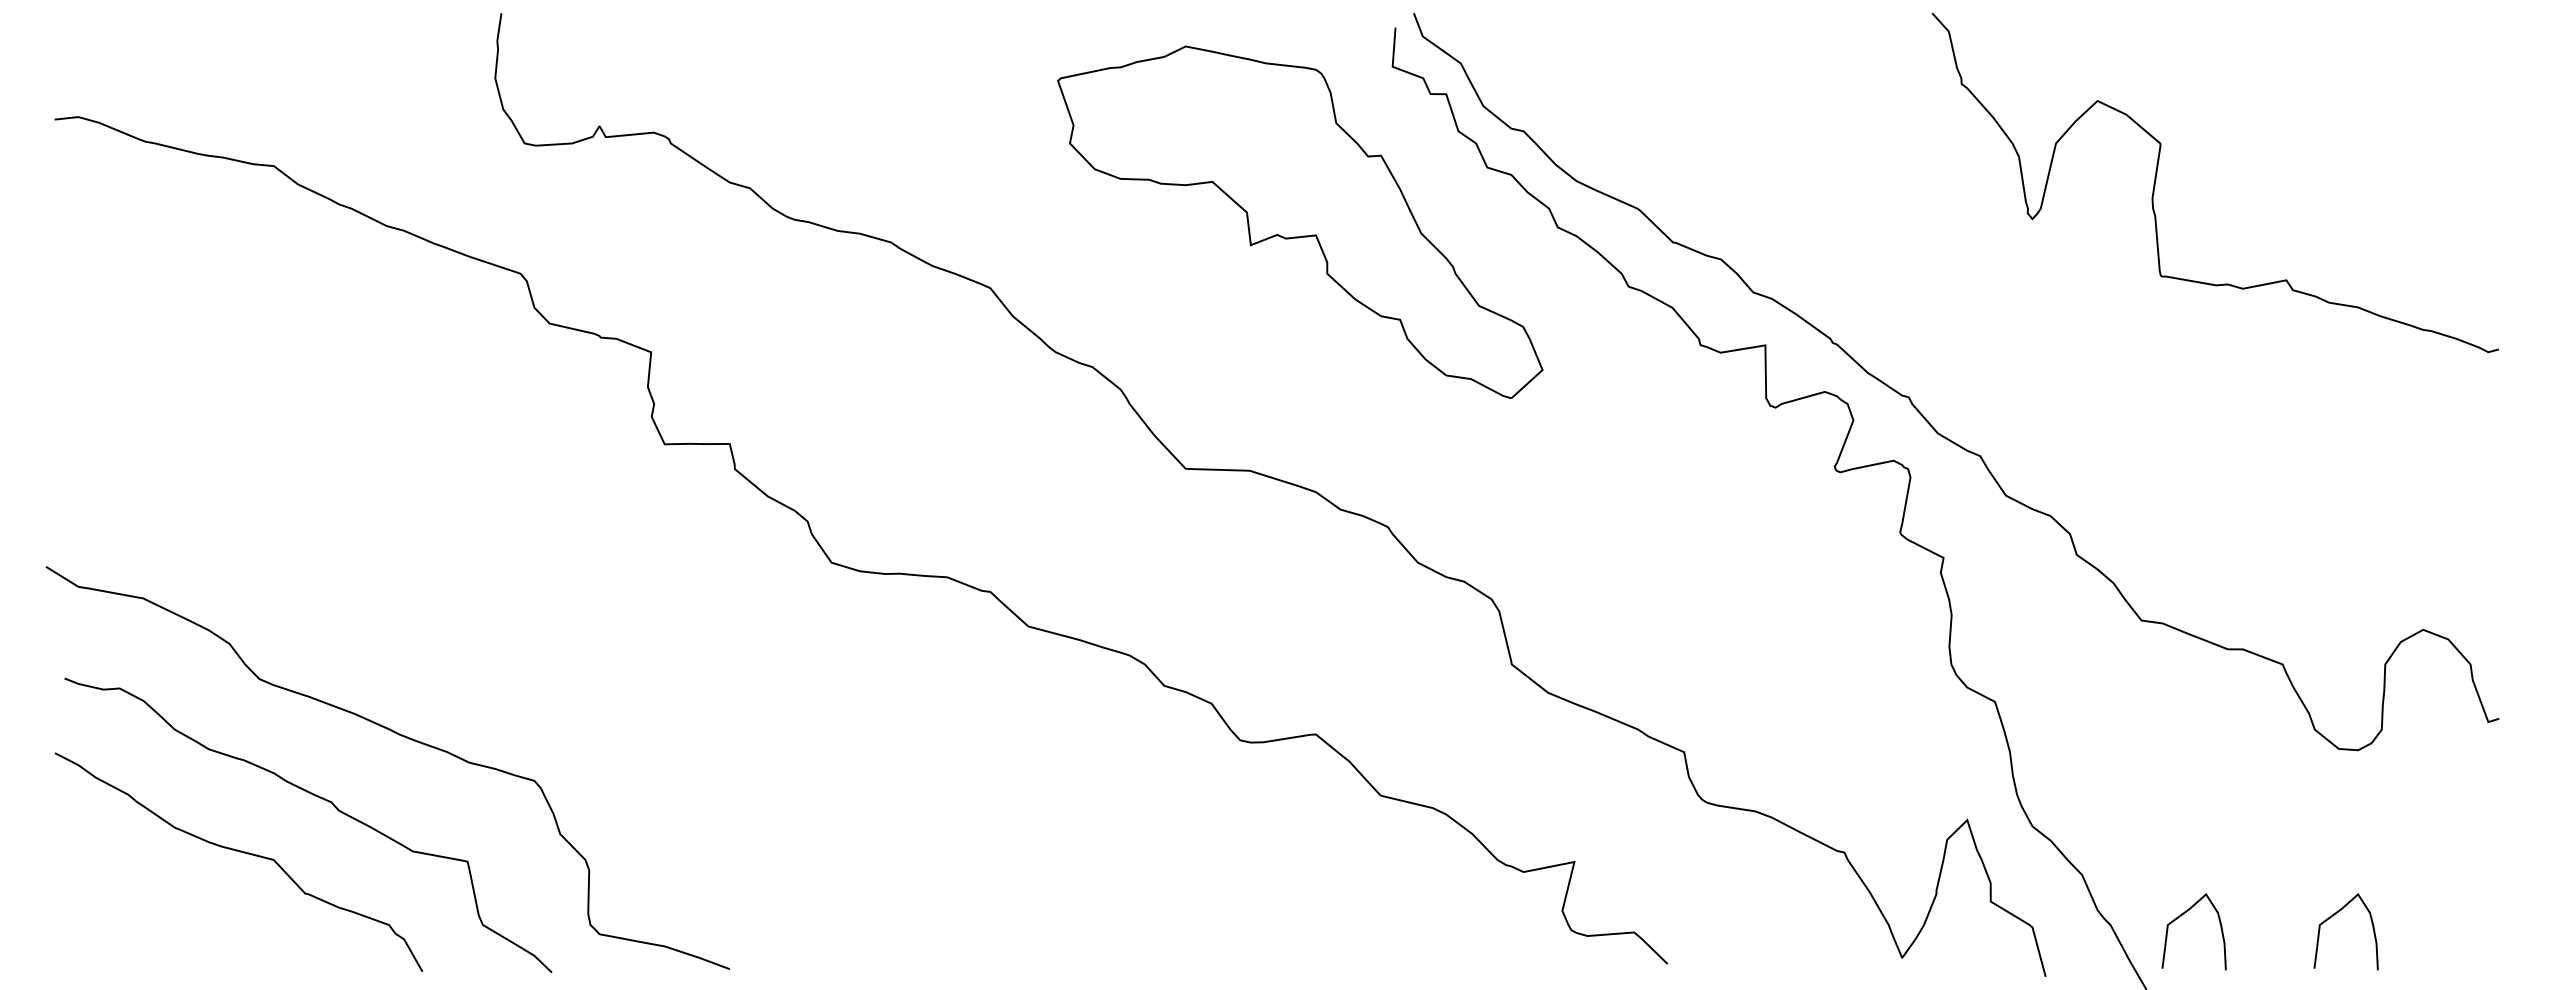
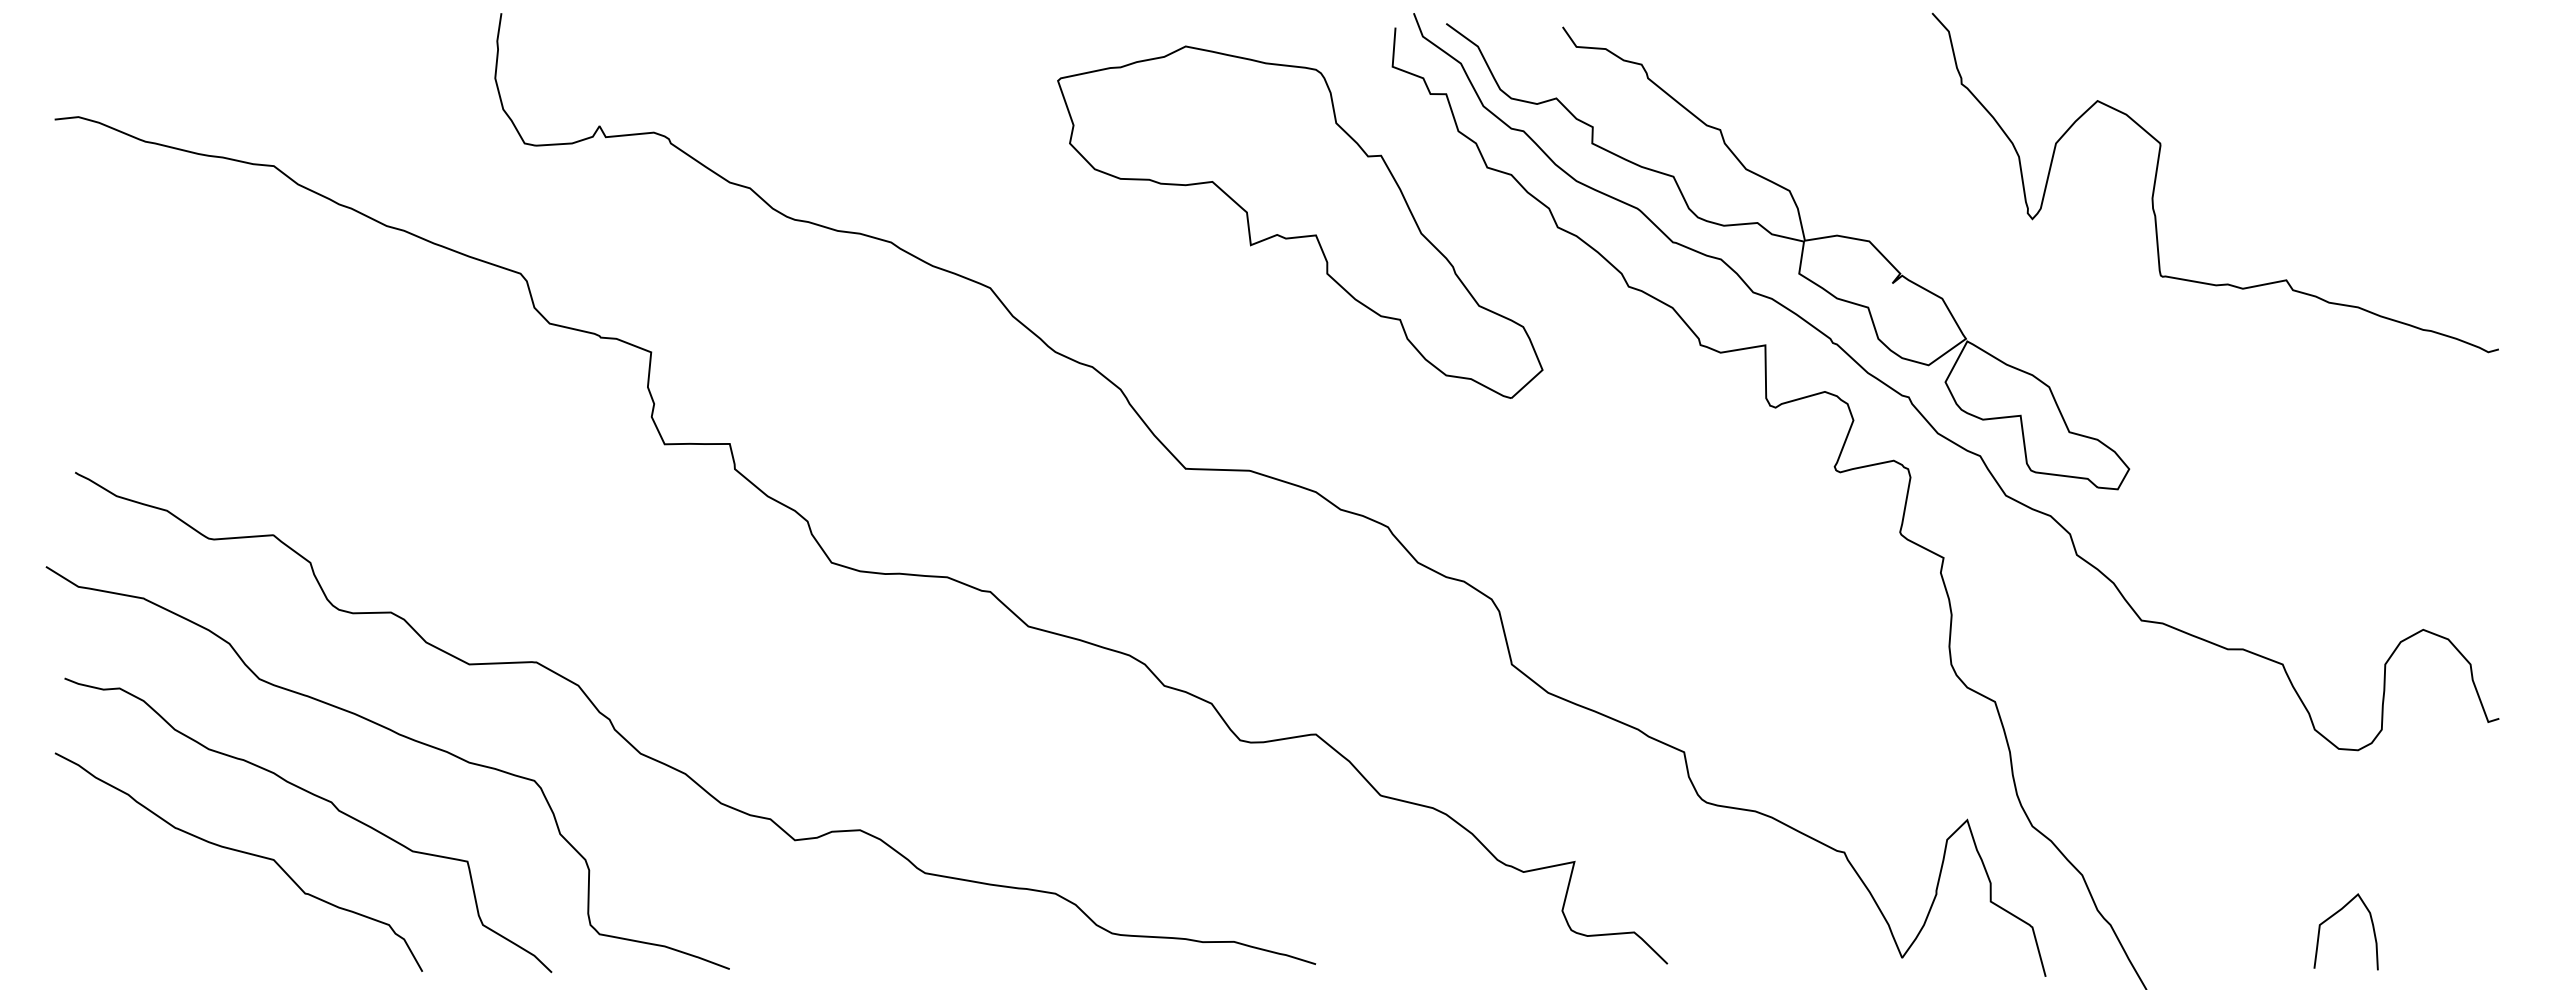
part: none -> present (1800, 256)
curve: none -> present (670, 765)
curve: present -> none (2181, 916)
